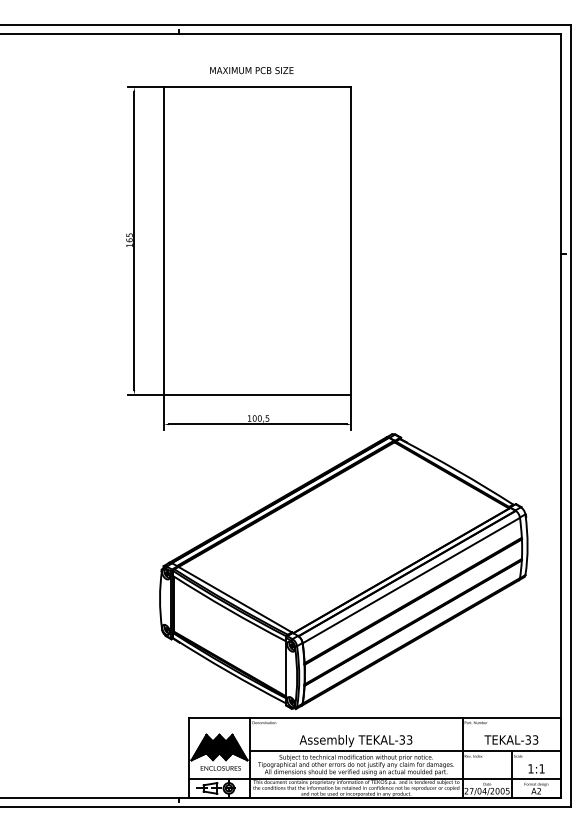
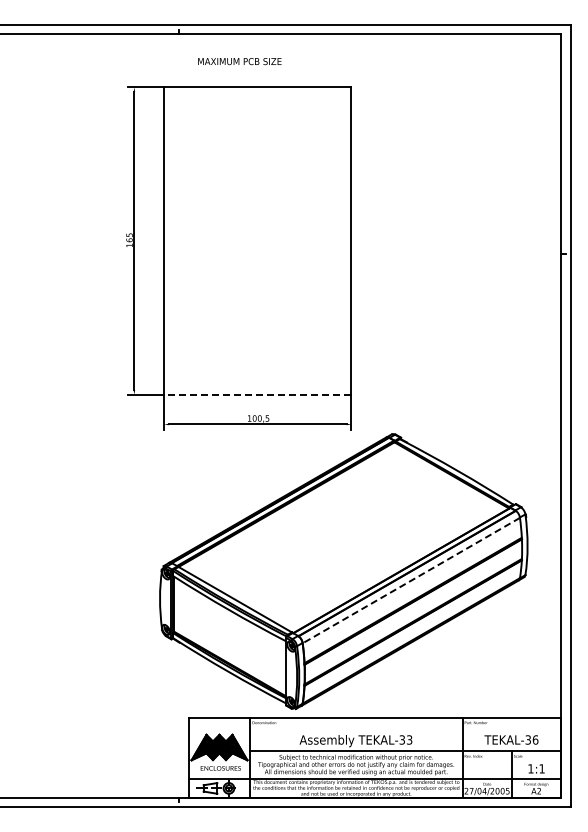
text position: (251, 70) -> (239, 61) (239, 61)
line: solid -> dashed (257, 394)
line: solid -> dashed (410, 580)
text: TEKAL-33 -> TEKAL-36 (535, 739)
